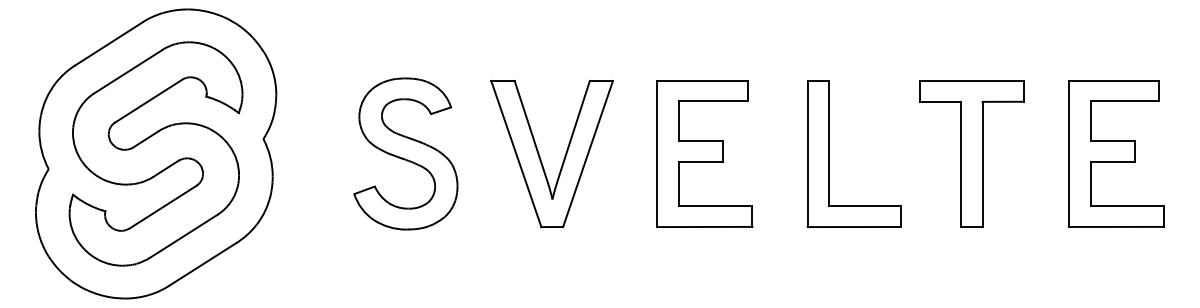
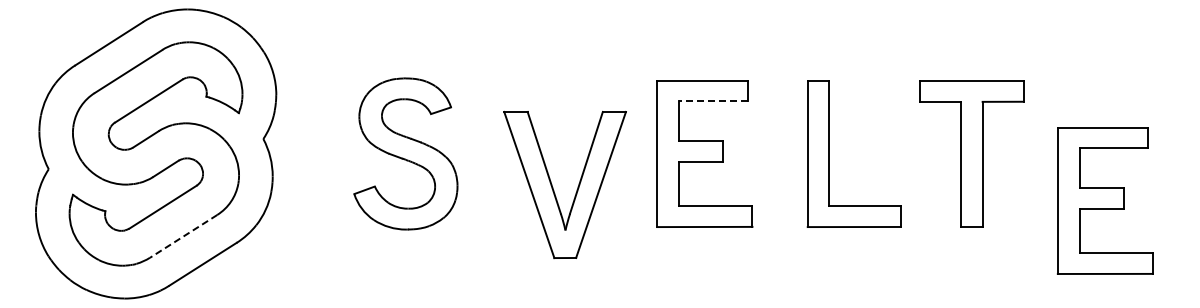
line: solid -> dashed (712, 101)
part position: (1116, 153) -> (1105, 200) (1105, 200)
part position: (540, 156) -> (553, 187) (553, 187)
line: solid -> dashed (183, 236)
